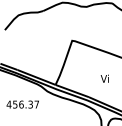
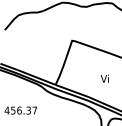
text position: (22, 104) -> (20, 110) (20, 110)
